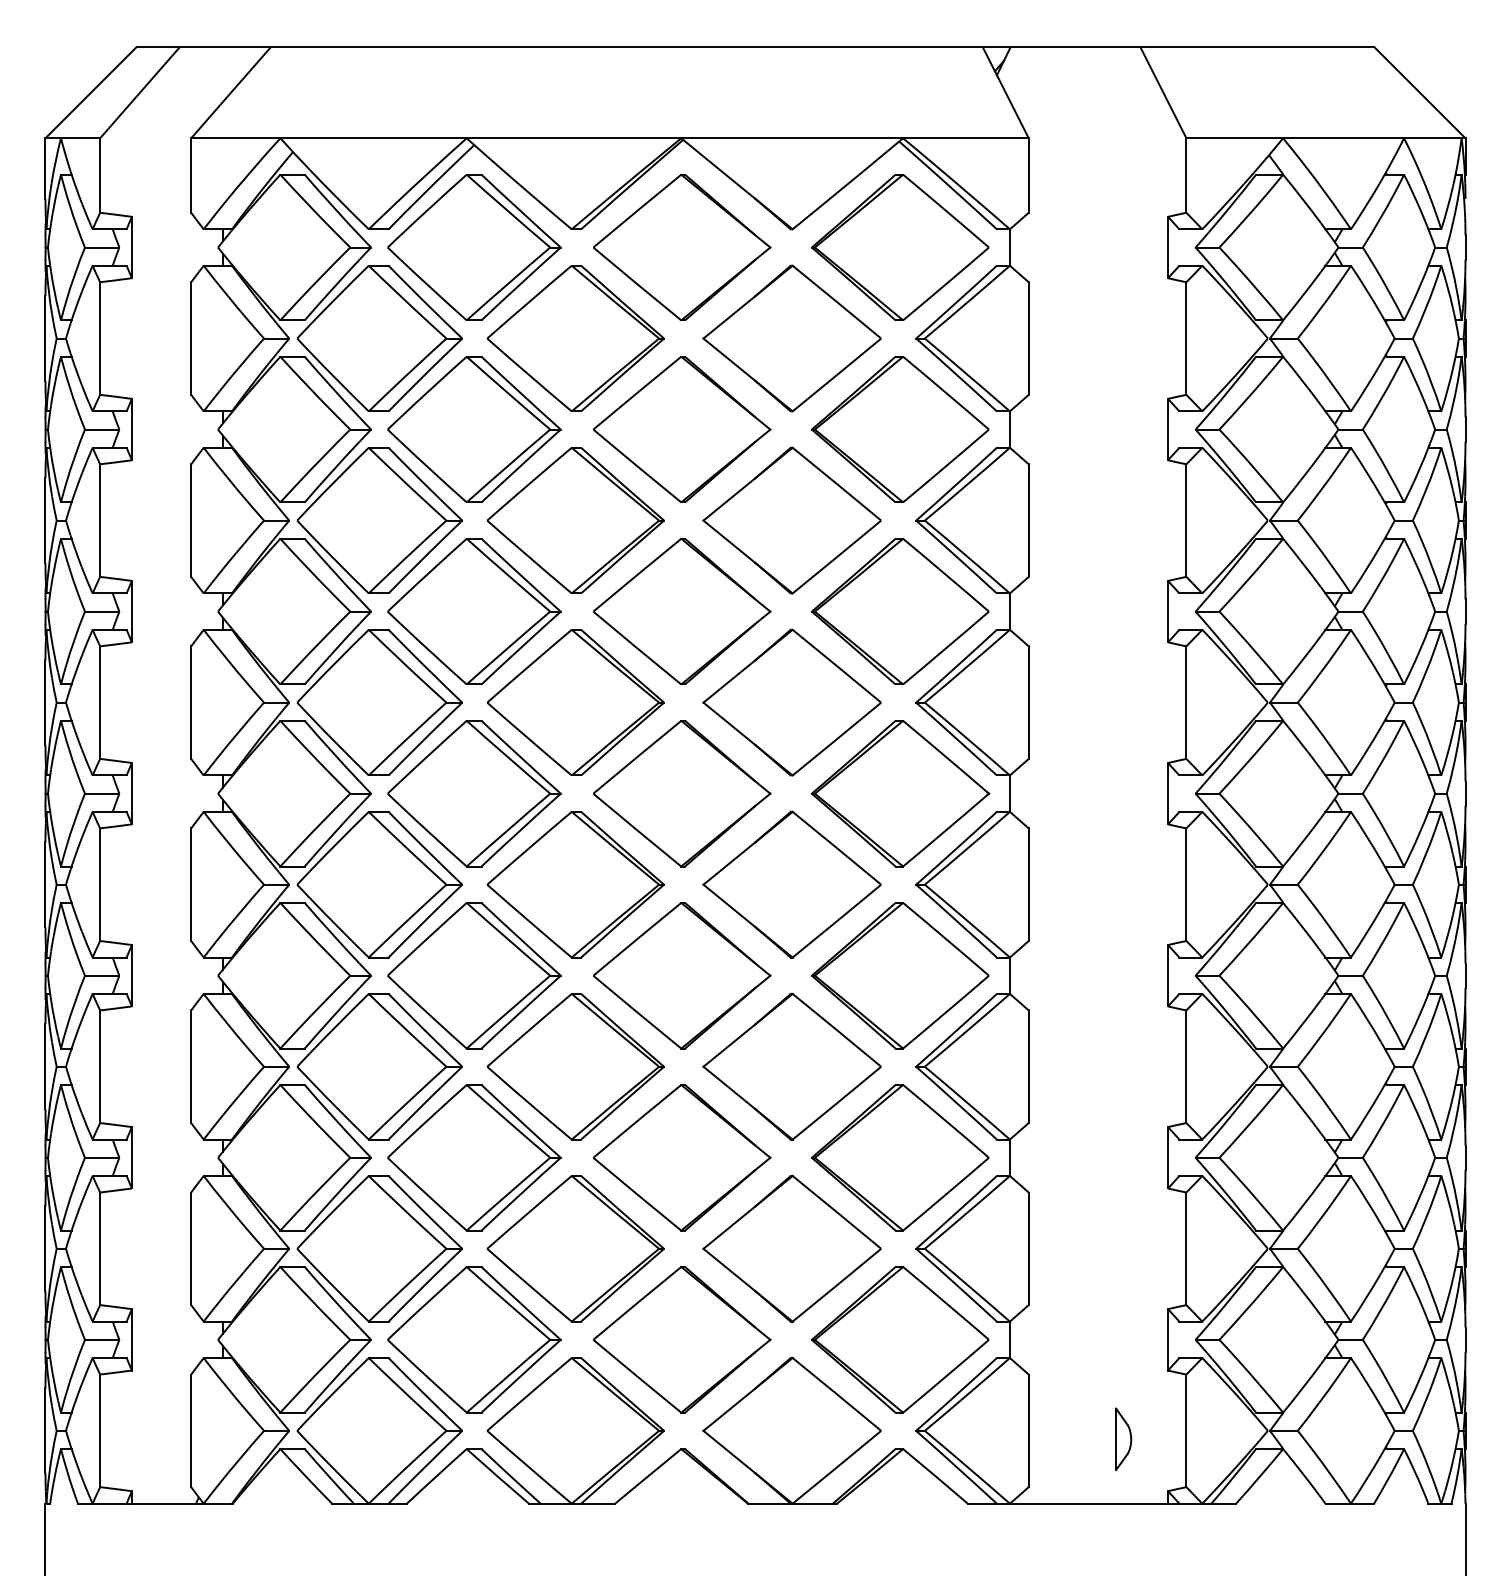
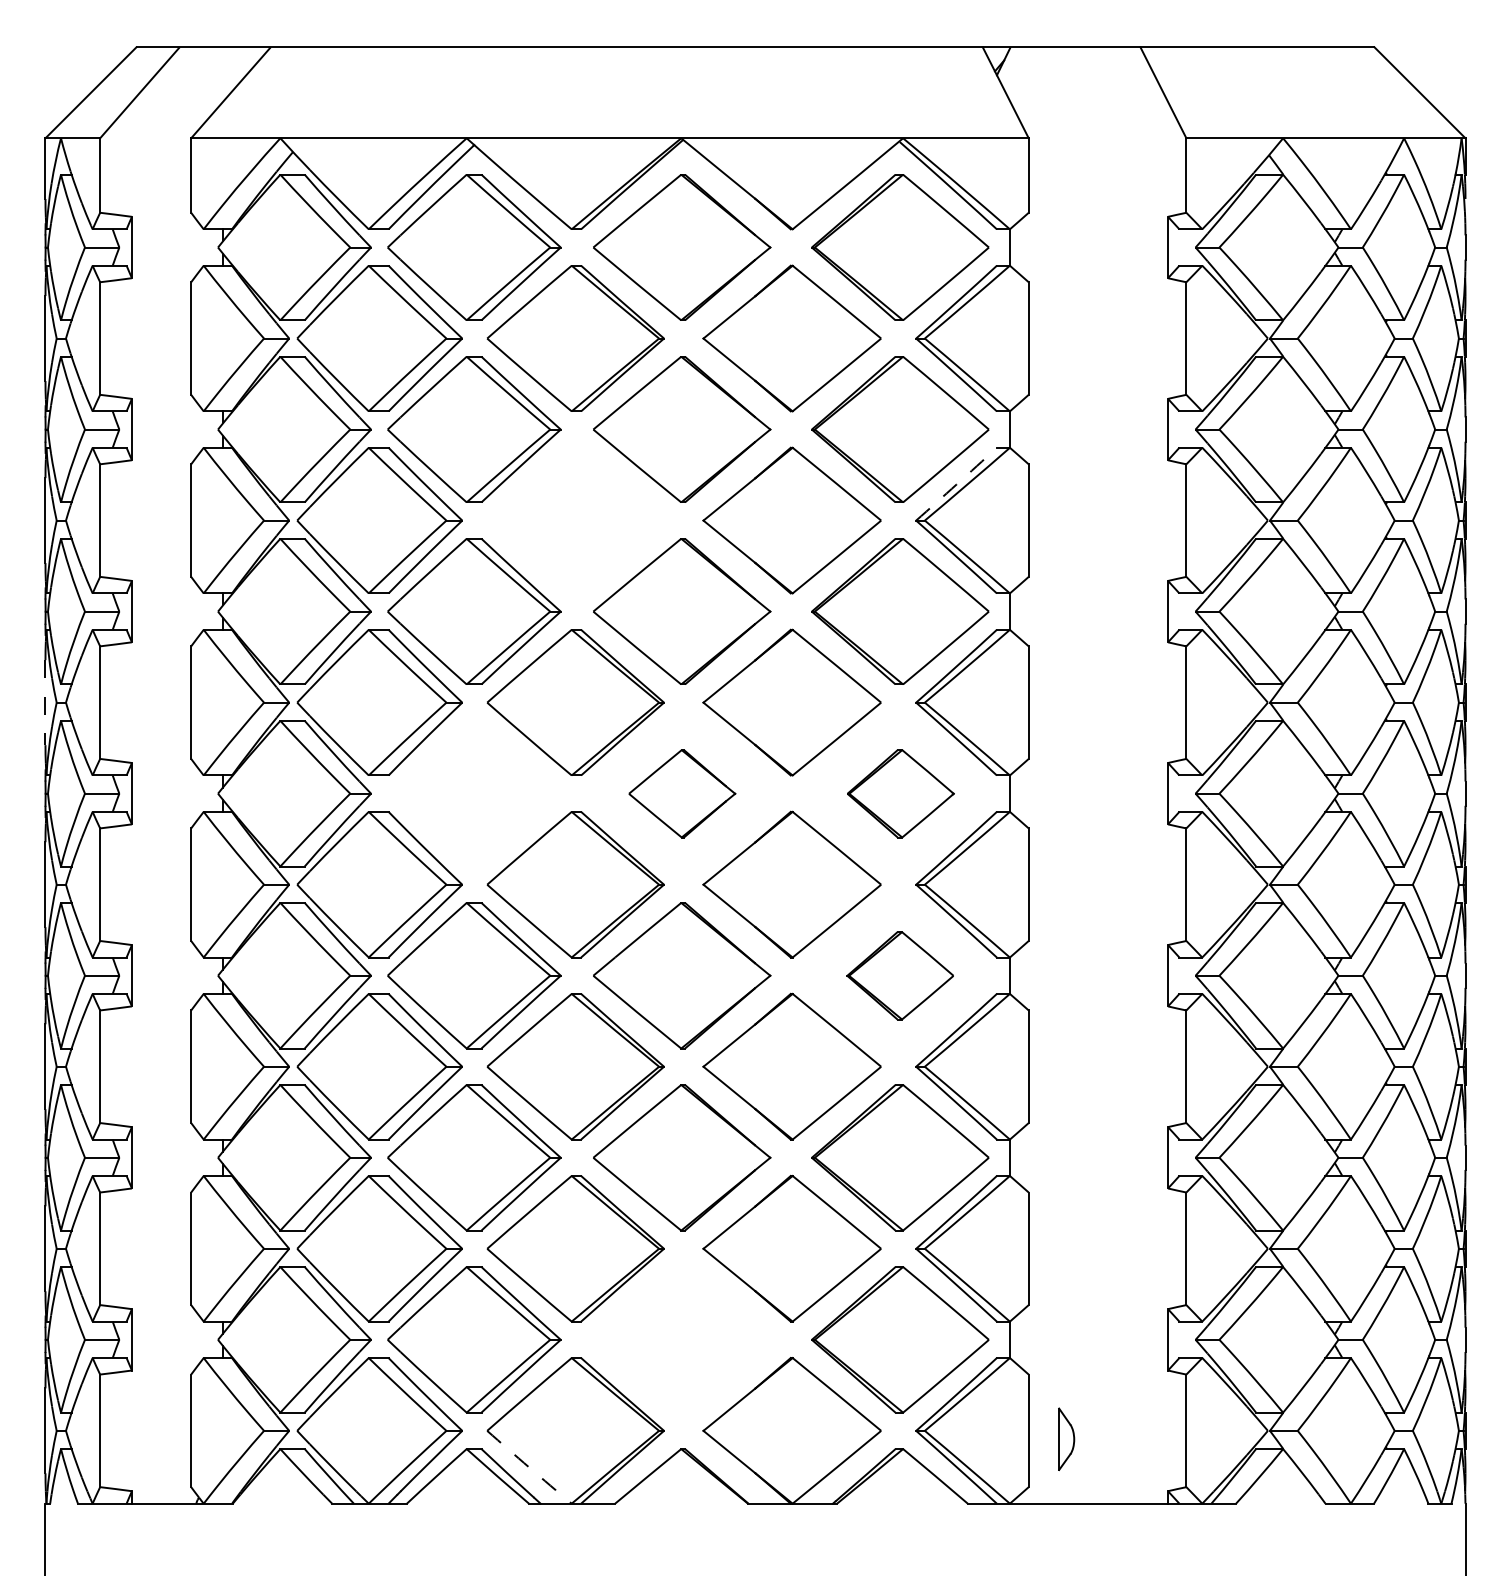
arc: solid -> dashed (956, 484)
part: present -> none (575, 520)
line: solid -> dashed (45, 703)
part: present -> none (474, 793)
part size: 179x148 px -> 109x90 px (682, 793)
part size: 180x148 px -> 108x90 px (900, 793)
part size: 179x148 px -> 108x90 px (899, 975)
part: present -> none (682, 1339)
part position: (1123, 1438) -> (1066, 1438) (1066, 1438)
arc: solid -> dashed (529, 1467)
